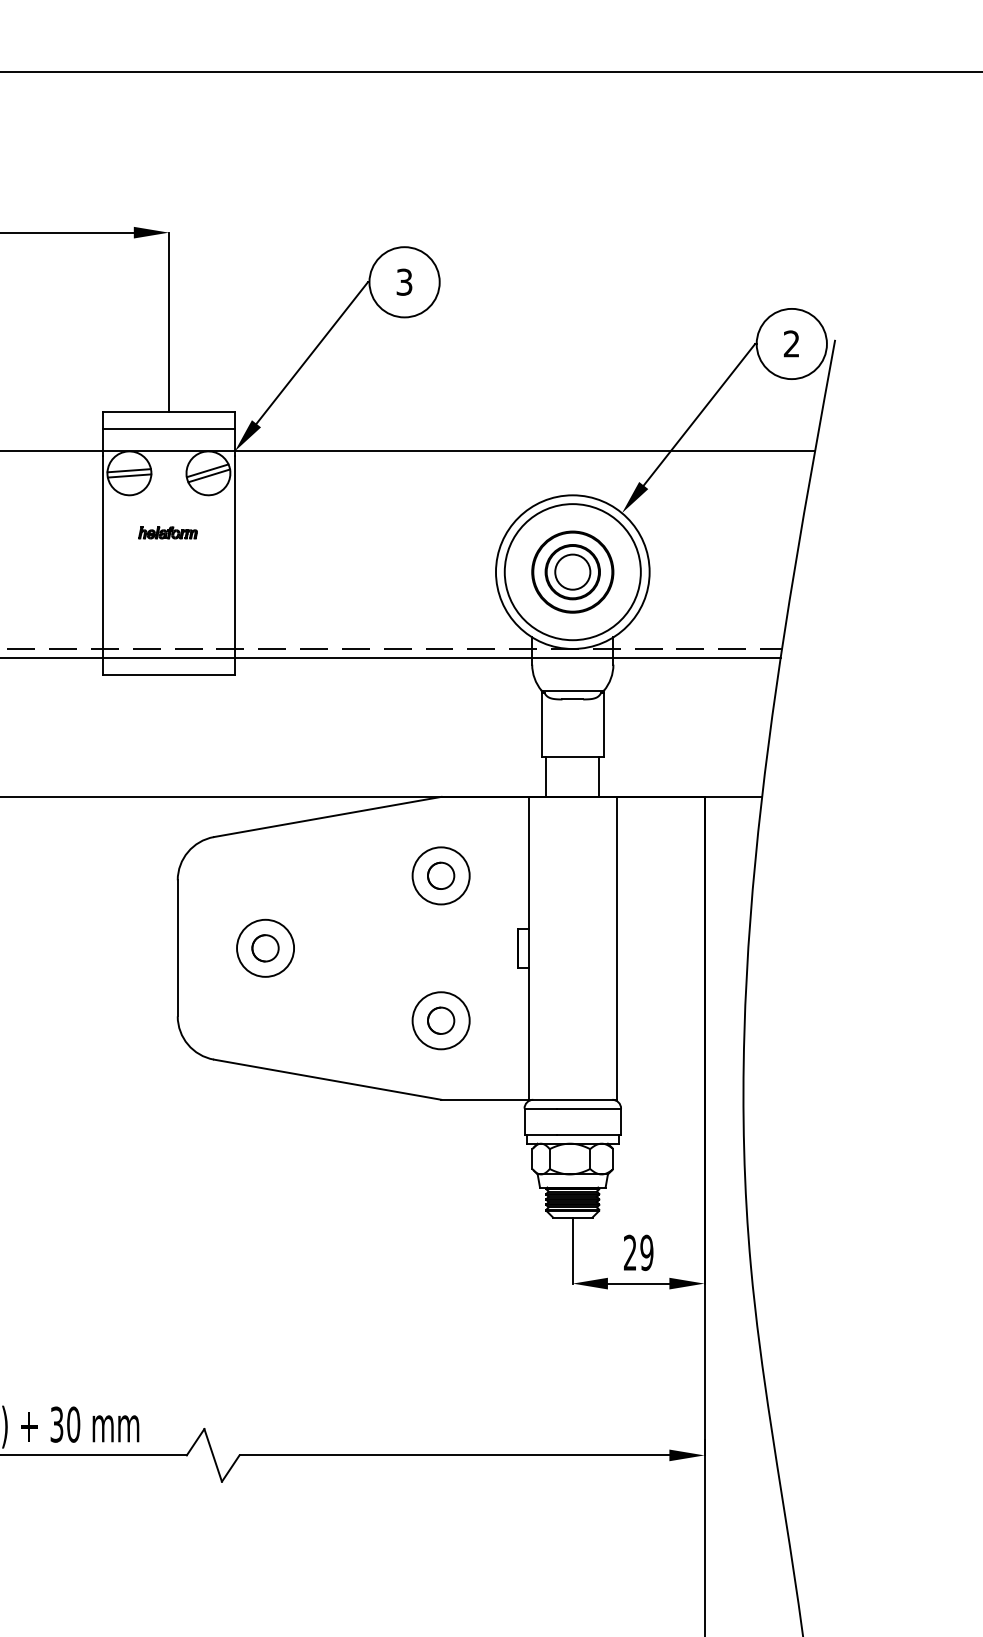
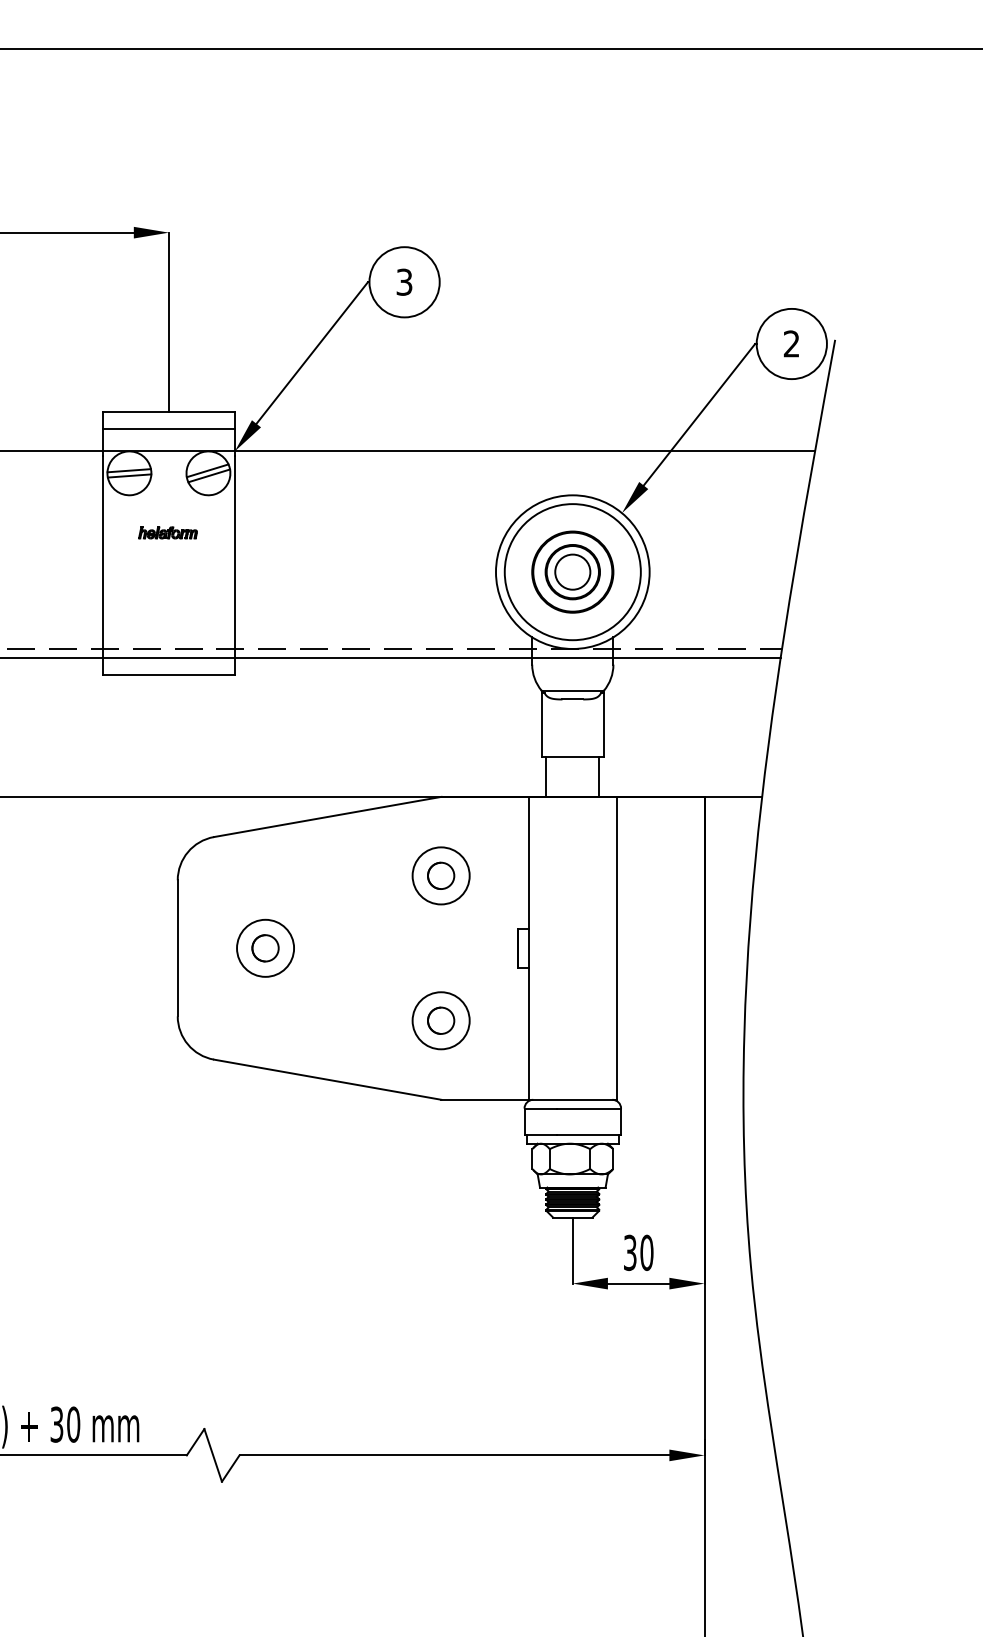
line position: (490, 72) -> (490, 49) (490, 49)
text: 29 -> 30 (638, 1253)
